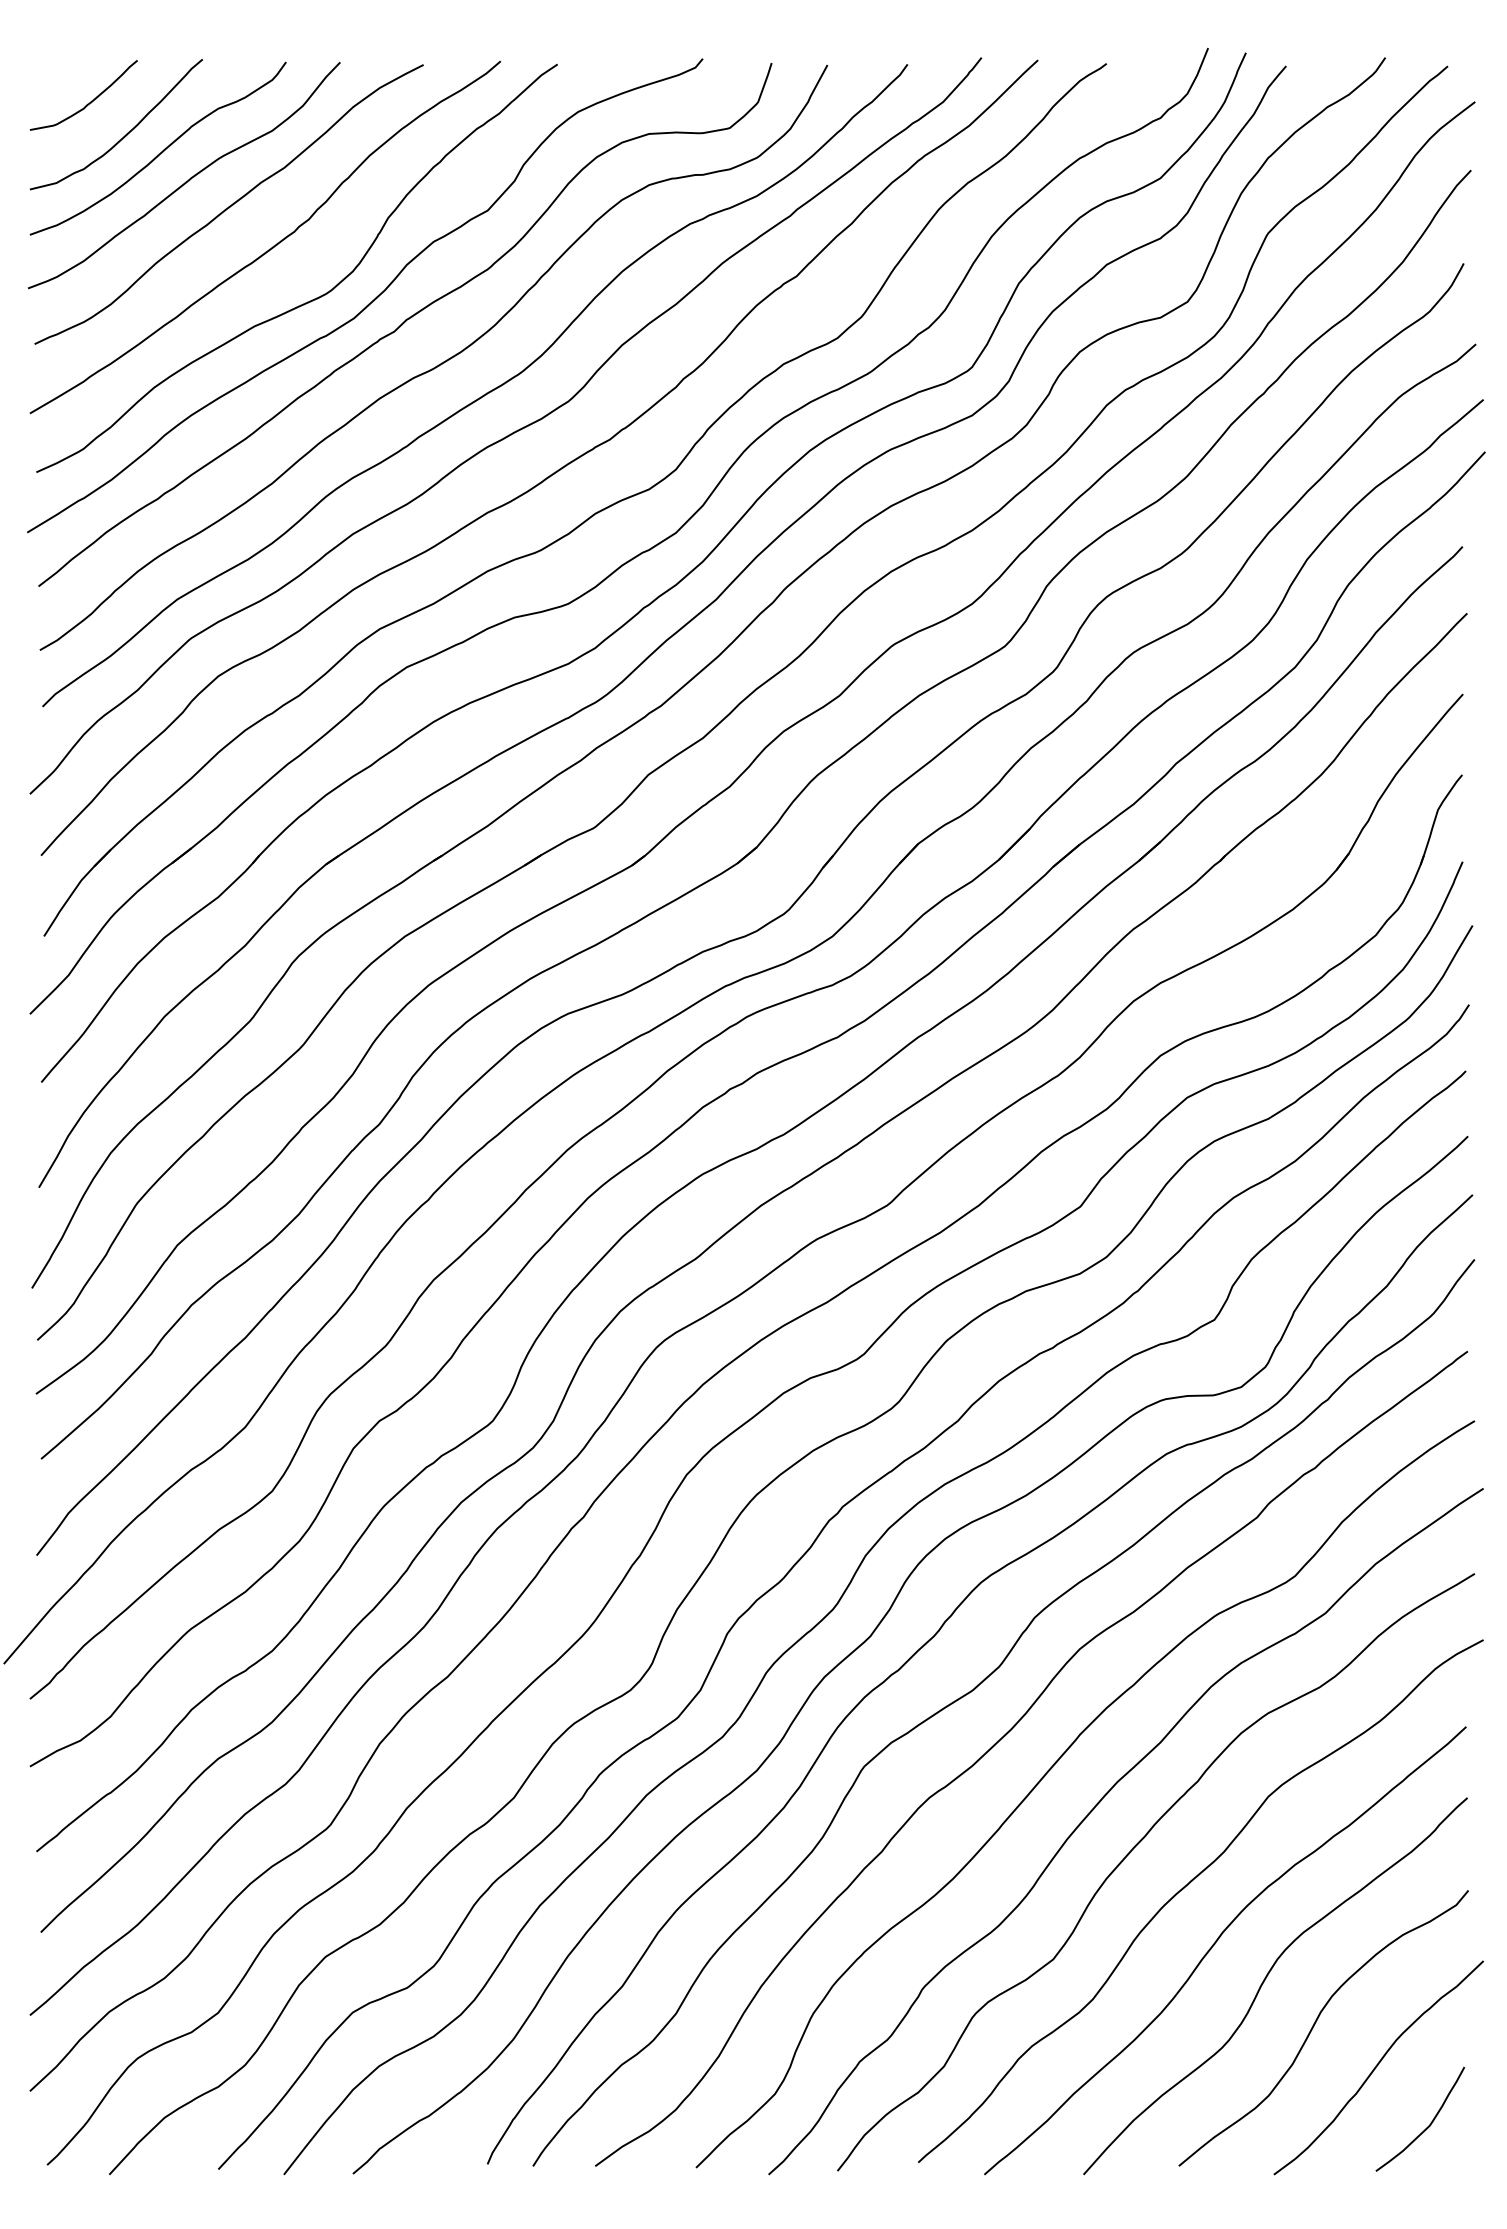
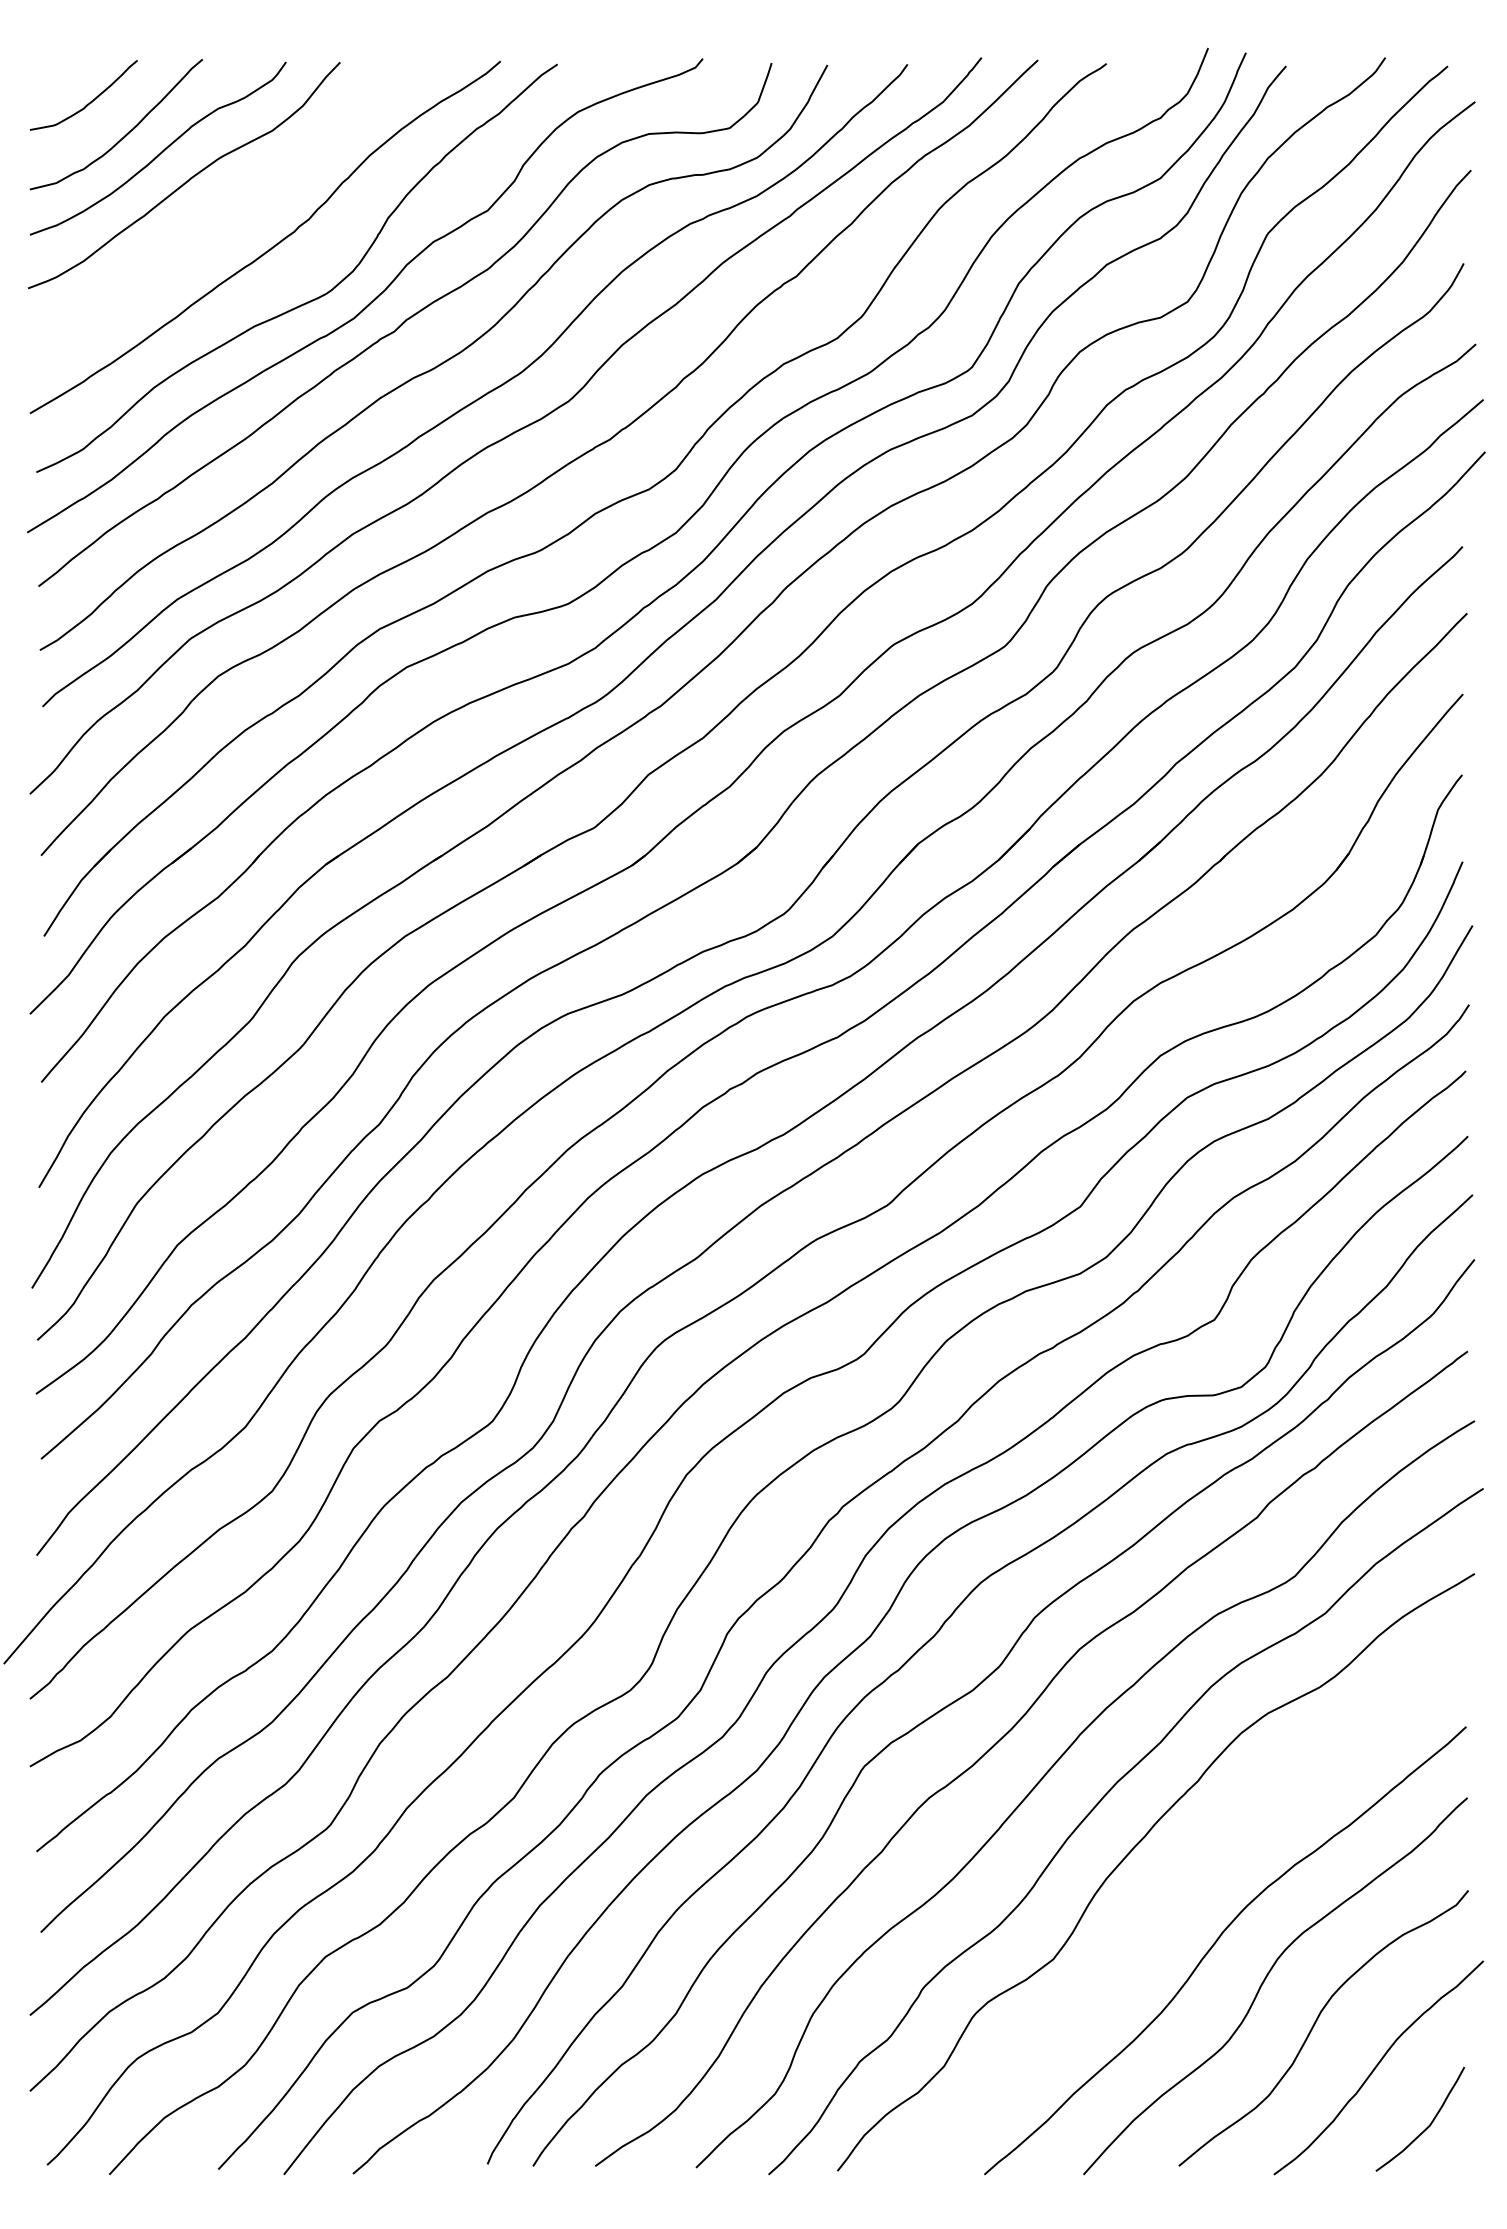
curve: present -> none (229, 205)
curve: present -> none (1188, 1885)
